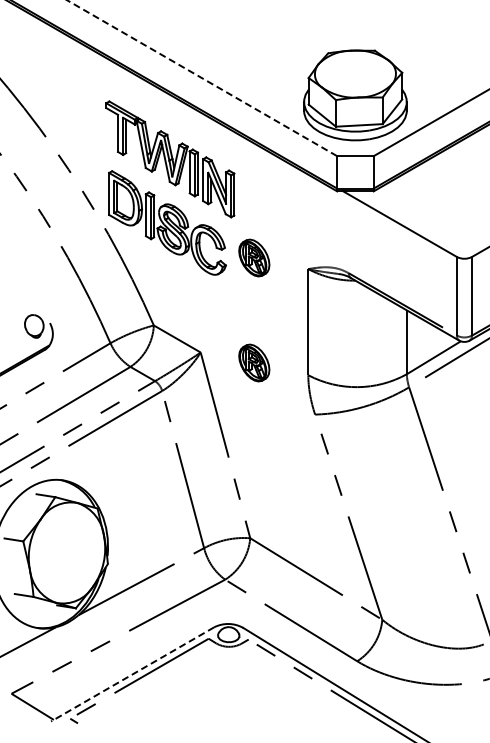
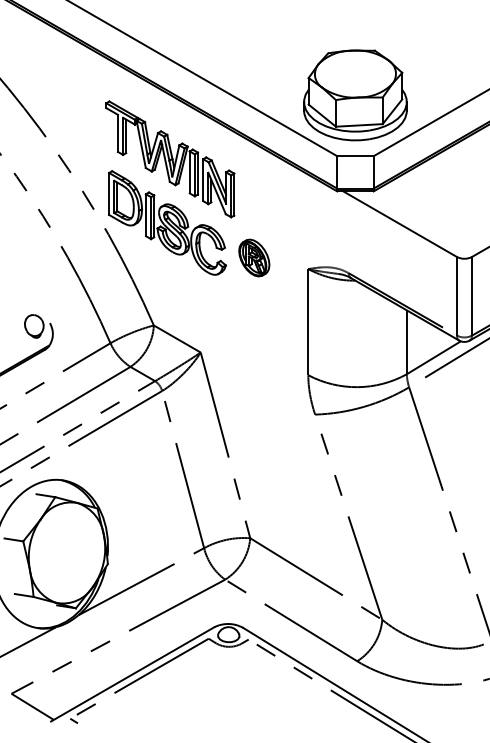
line: dashed -> solid (202, 78)
part: present -> none (254, 362)
line: dashed -> solid (132, 674)
